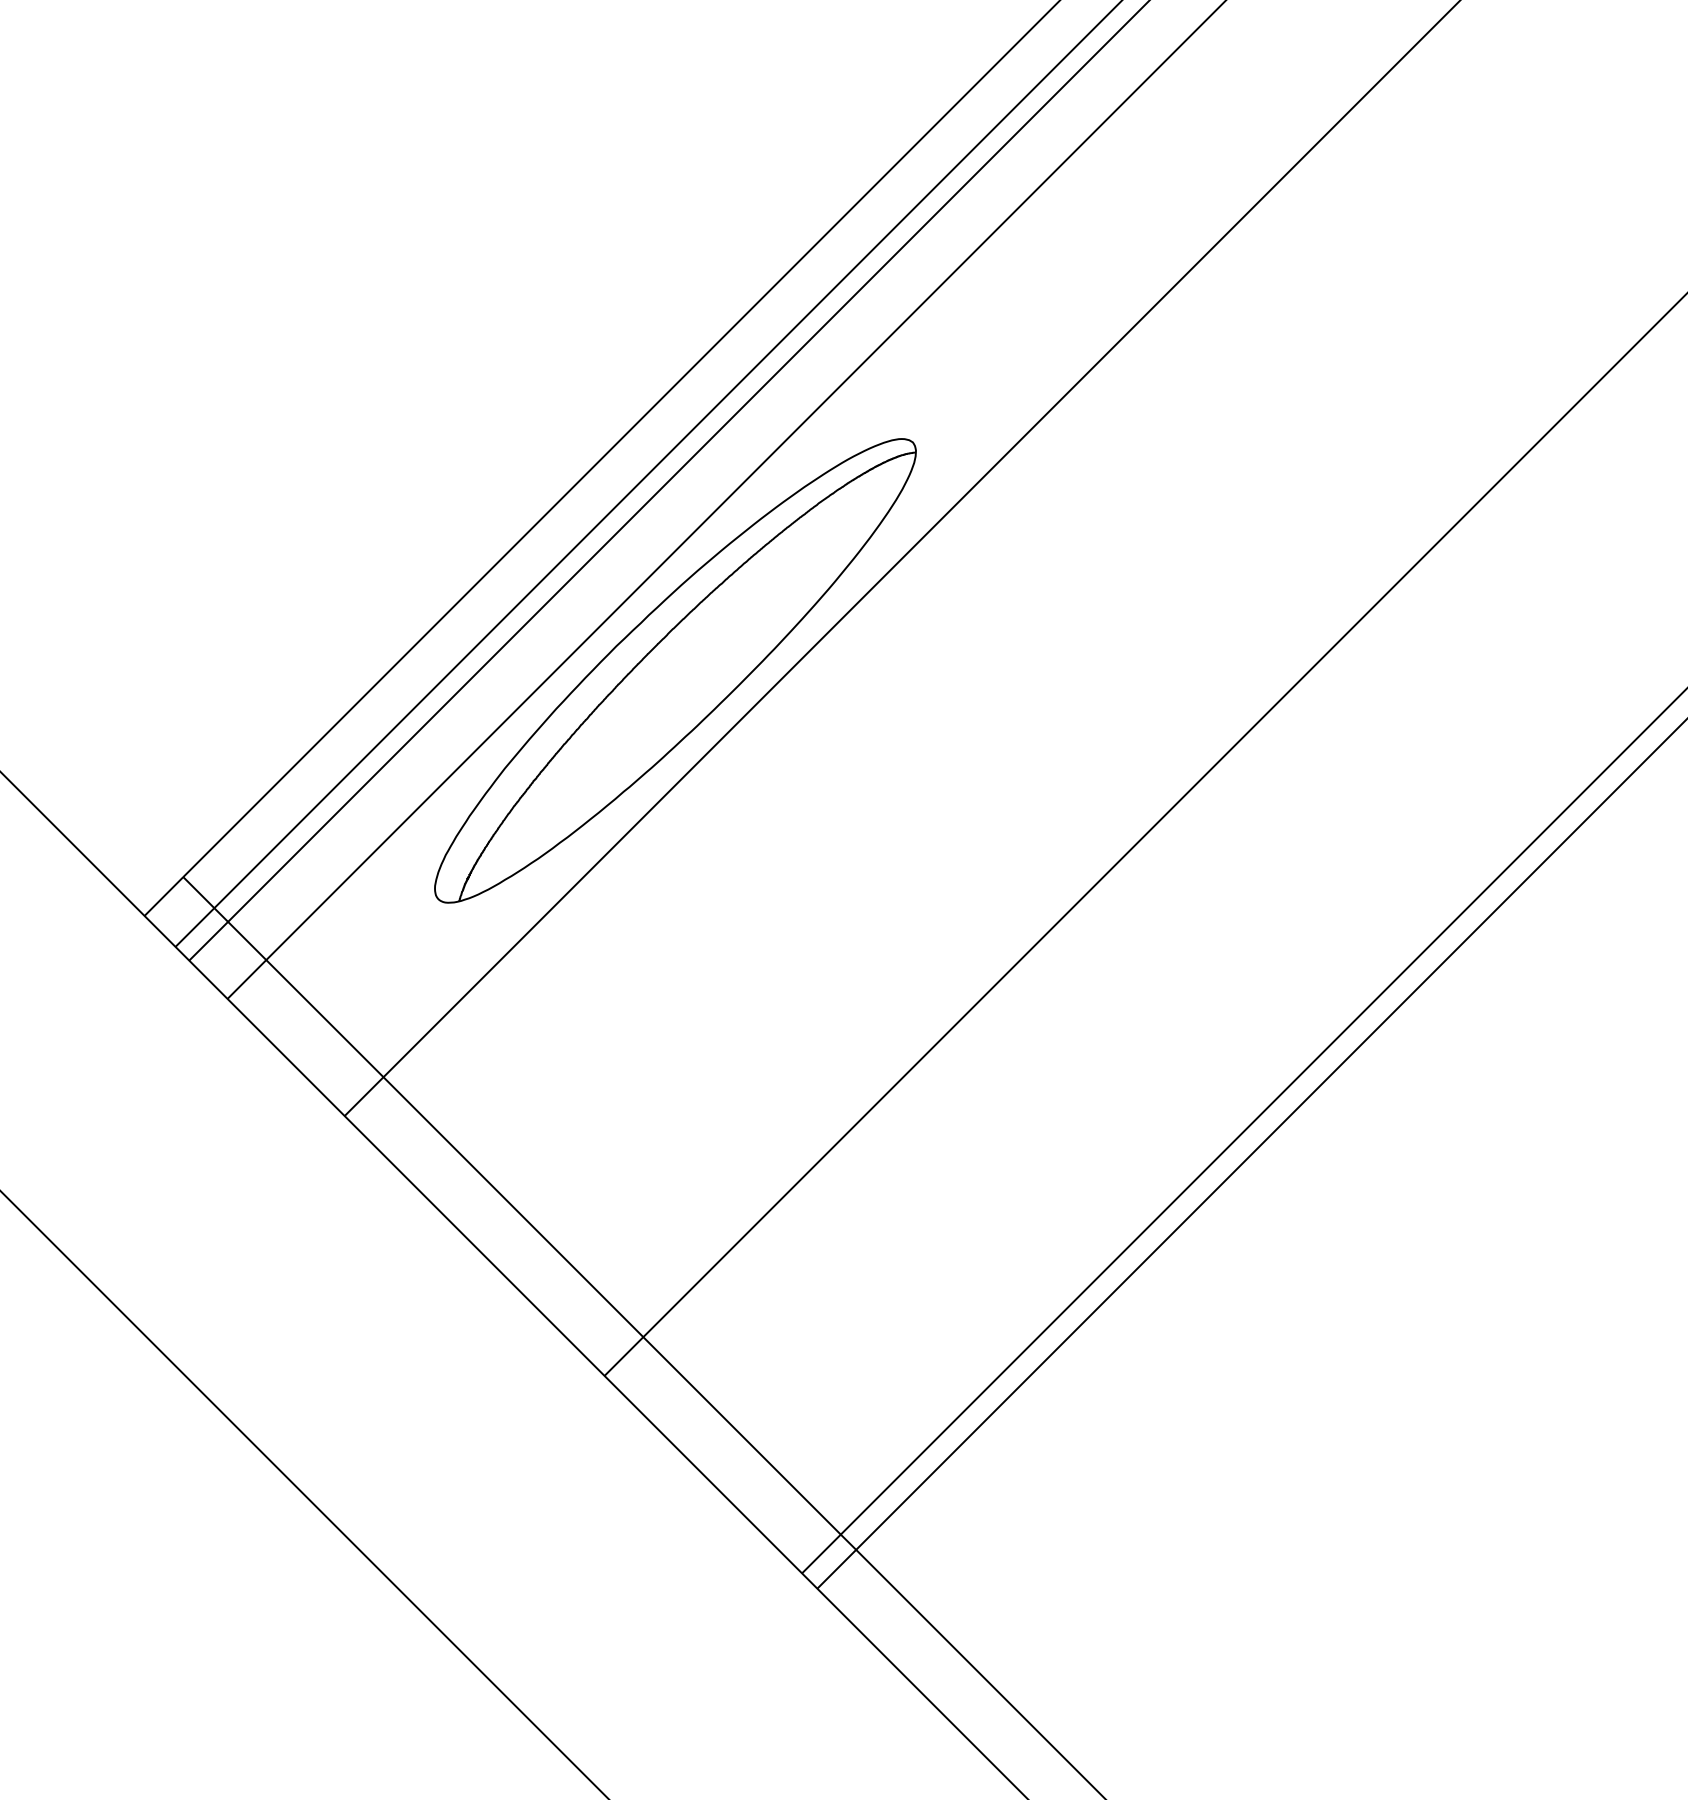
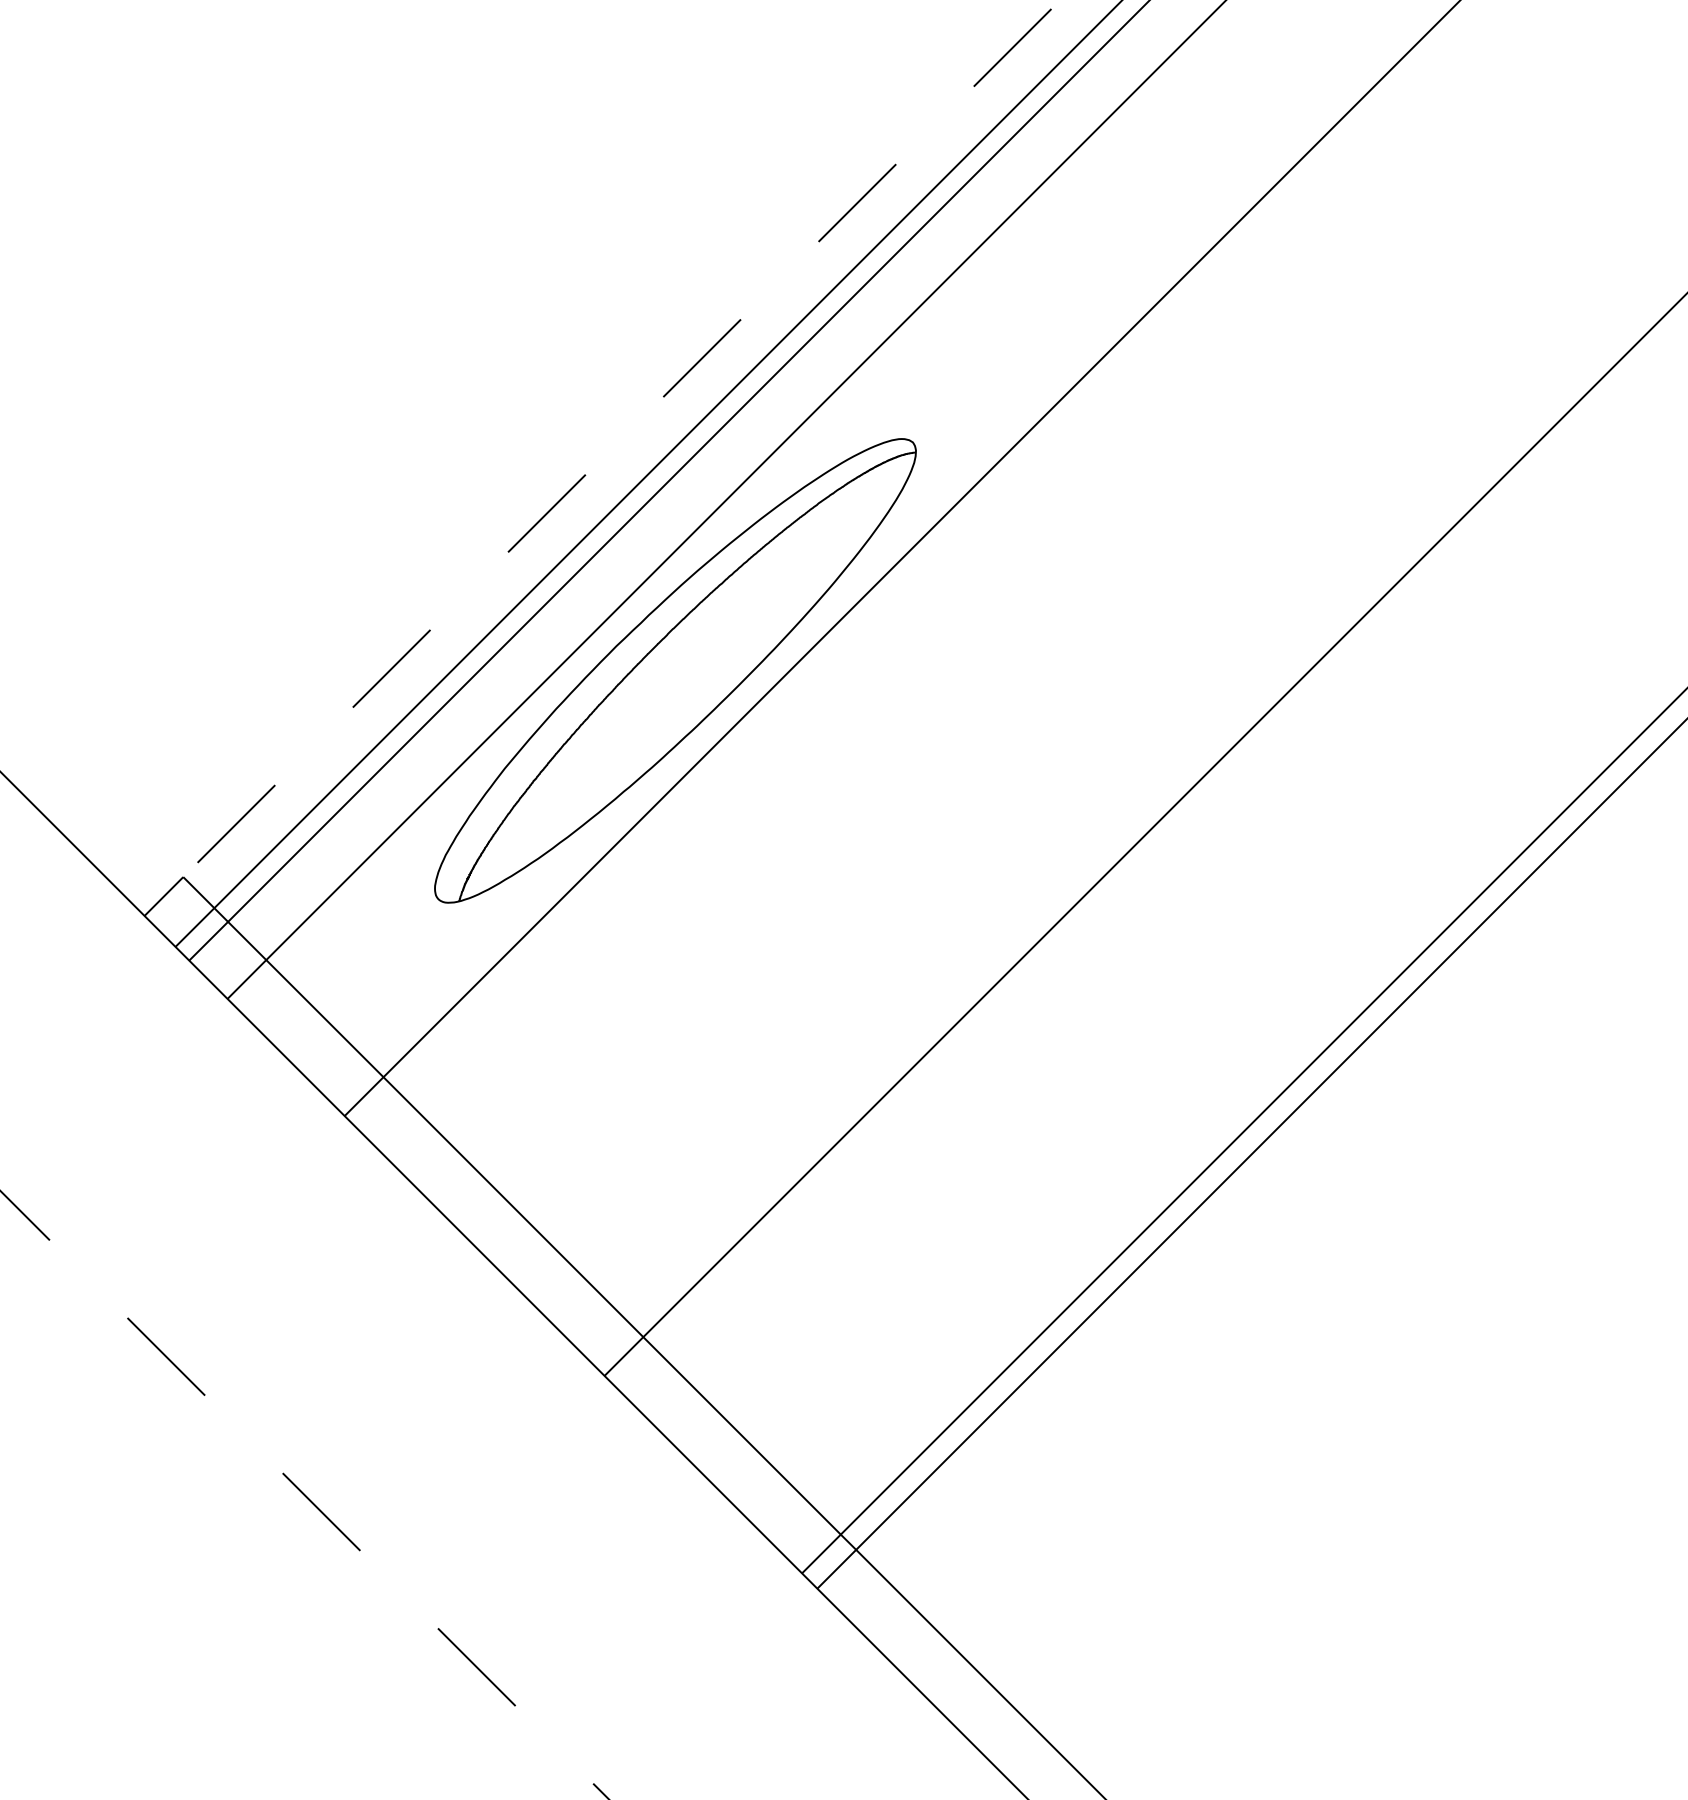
line: solid -> dashed (621, 438)
line: solid -> dashed (304, 1494)
